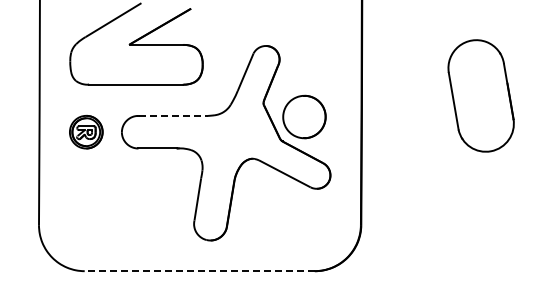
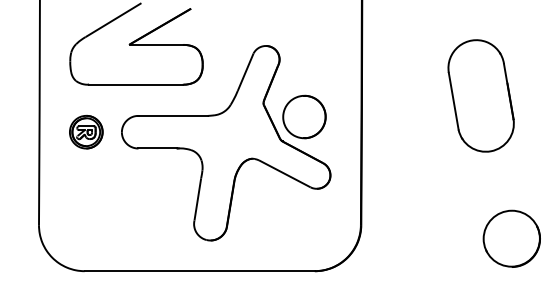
line: dashed -> solid (173, 115)
part: none -> present (511, 238)
line: dashed -> solid (199, 271)
